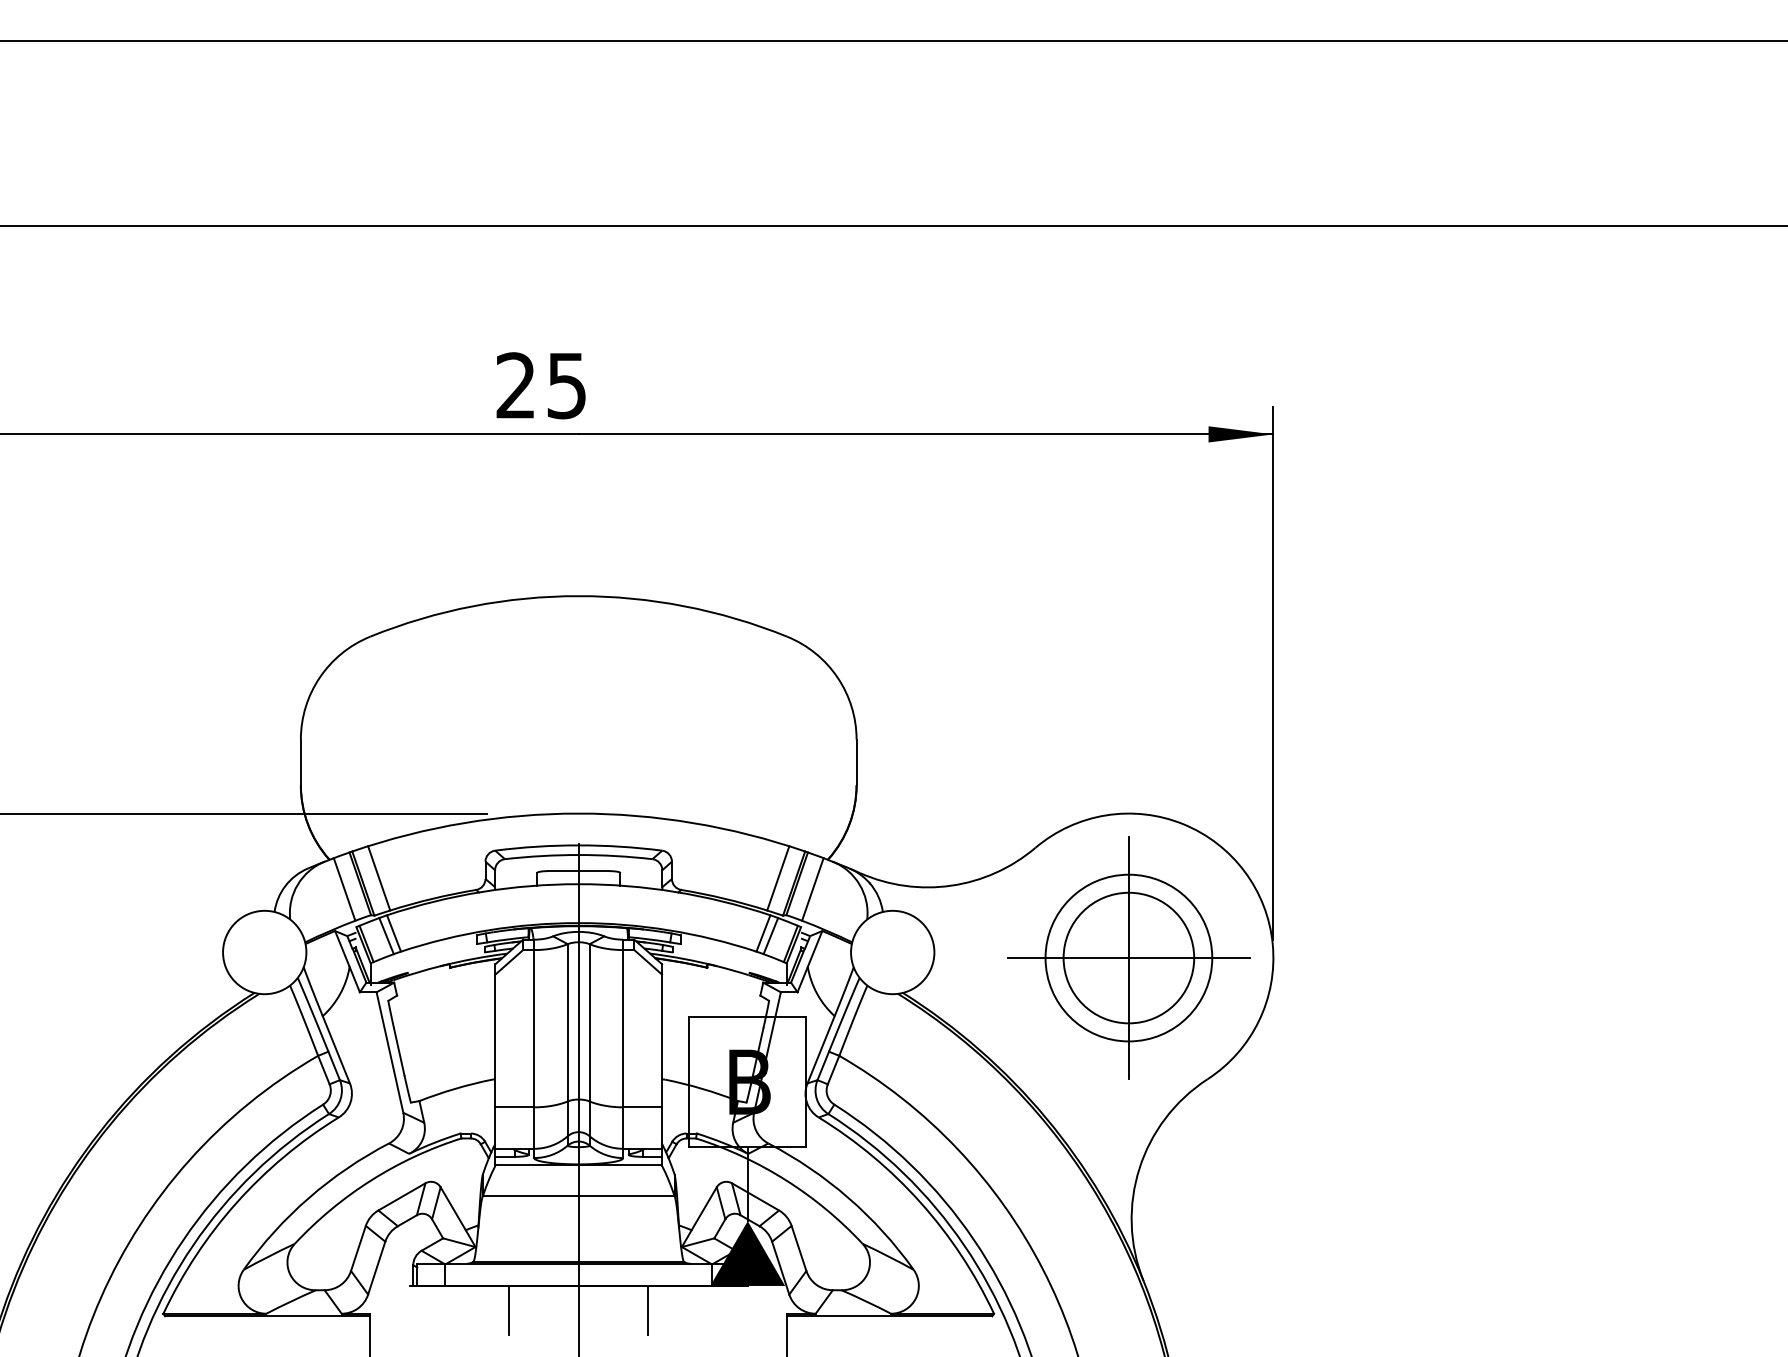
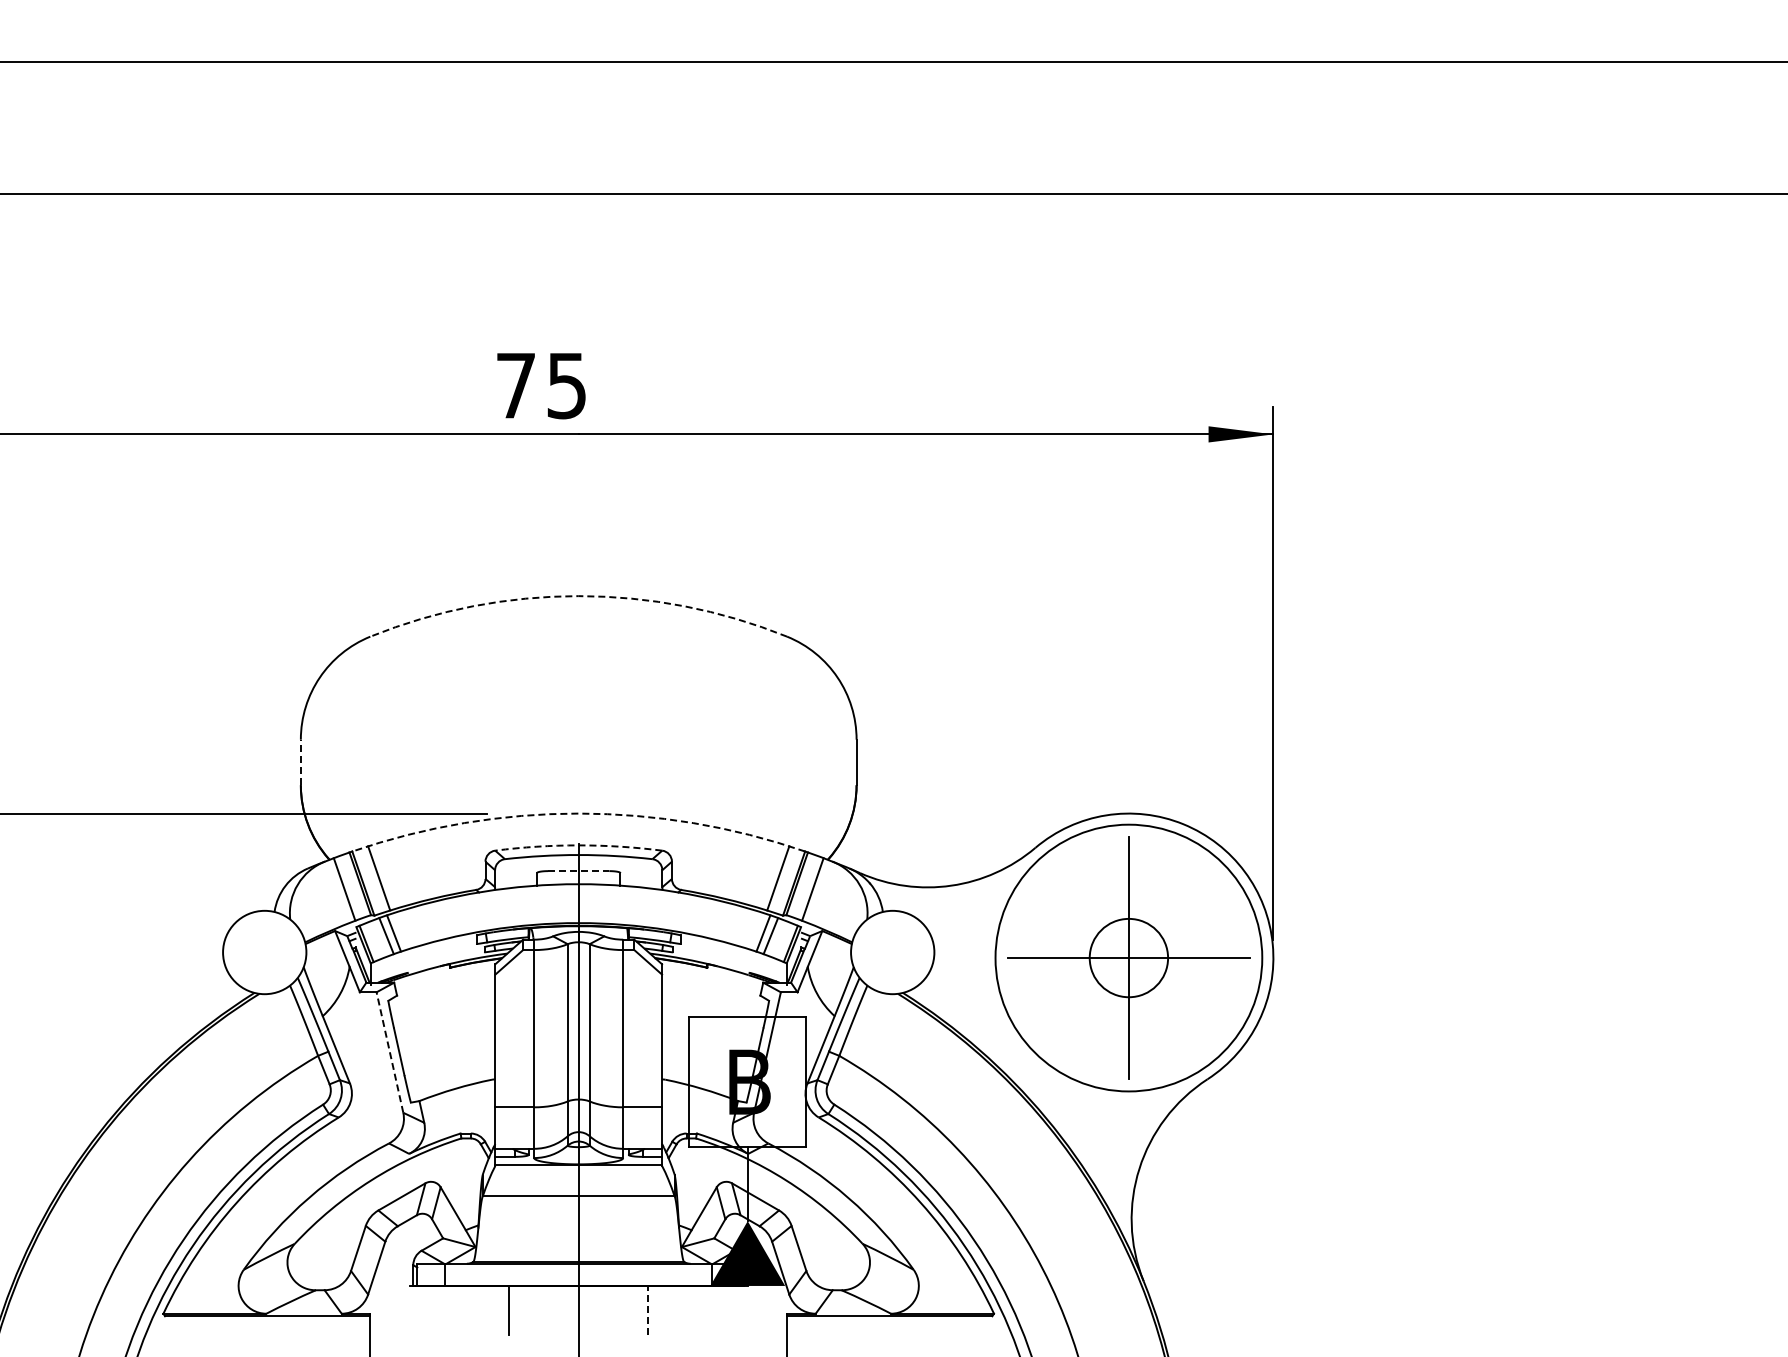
line position: (893, 40) -> (893, 61) (893, 61)
line position: (893, 225) -> (893, 193) (893, 193)
text: 25 -> 75 (515, 385)
arc: solid -> dashed (578, 596)
line: solid -> dashed (300, 762)
arc: solid -> dashed (578, 813)
arc: solid -> dashed (578, 845)
line: solid -> dashed (578, 871)
circle diameter: 131 px -> 78 px (1128, 957)
circle diameter: 167 px -> 267 px (1128, 957)
line: solid -> dashed (389, 1052)
line: solid -> dashed (648, 1309)
